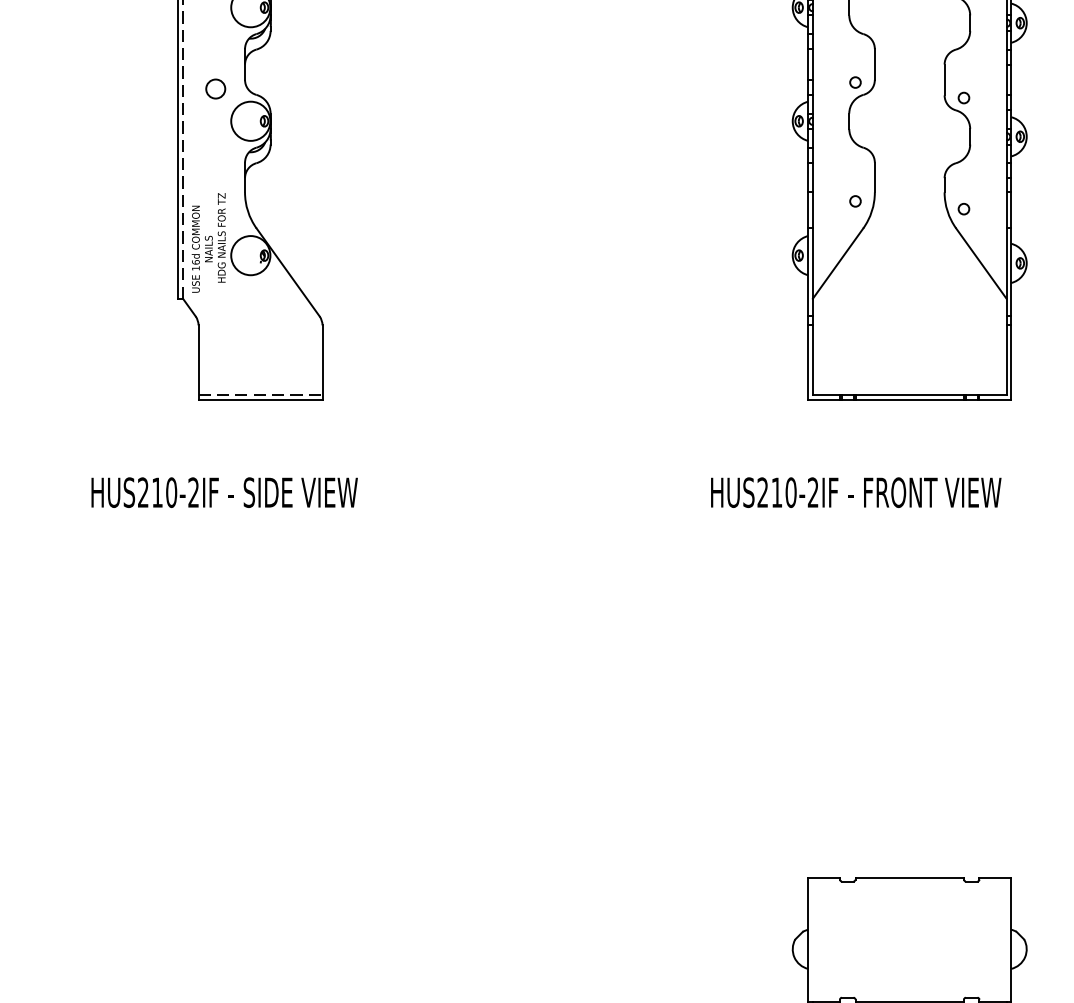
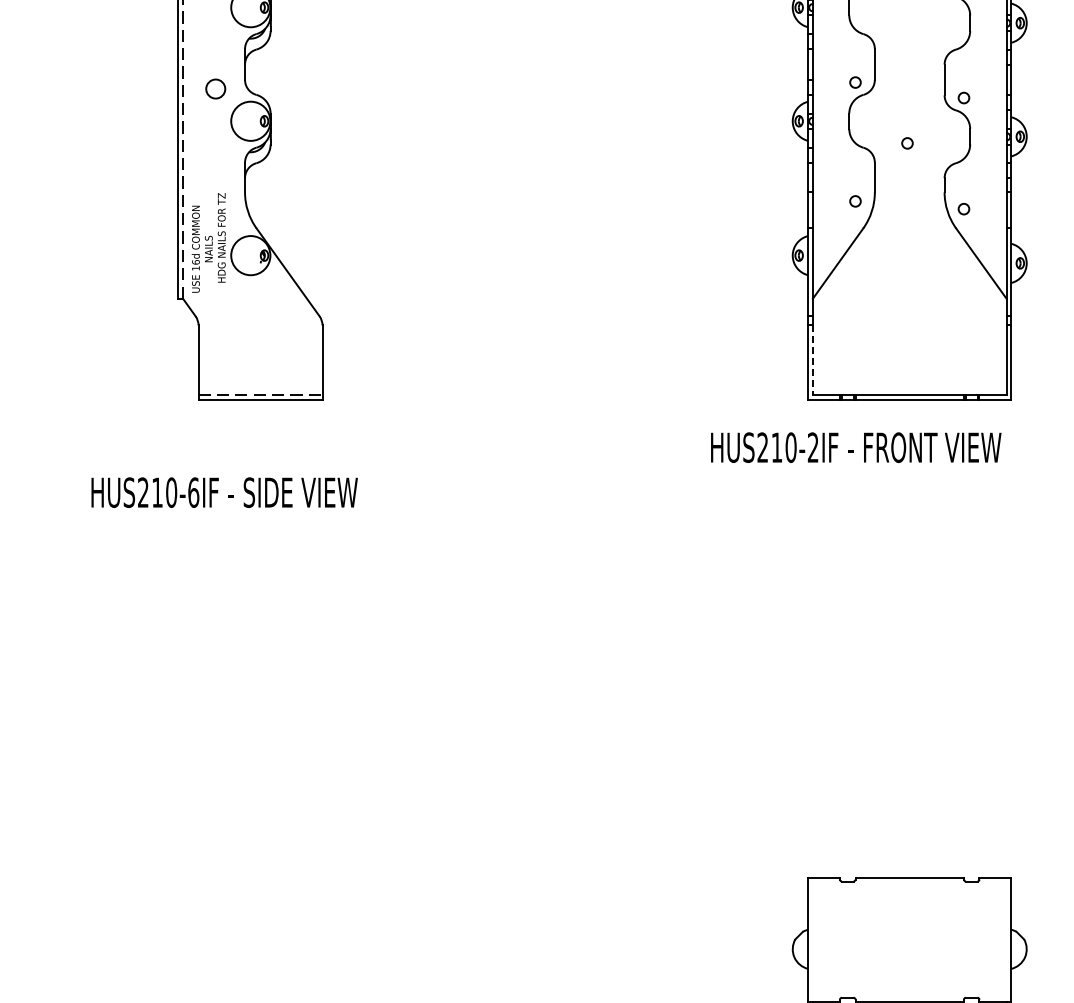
circle: none -> present (907, 143)
line: solid -> dashed (812, 360)
text: HUS210-2IF -> HUS210-6IF (193, 492)
text position: (856, 492) -> (856, 447) (856, 447)
